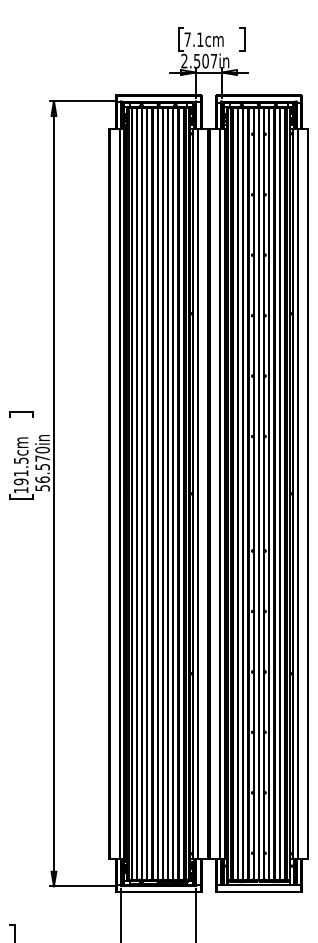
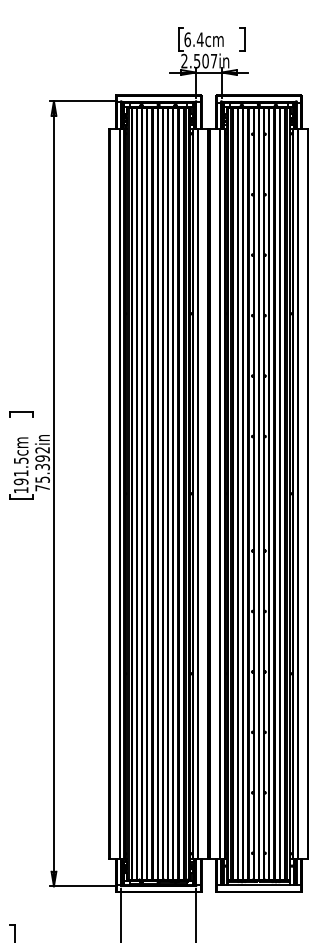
text: 7.1cm -> 6.4cm (193, 39)
text: 56.570in -> 75.392in (42, 468)
